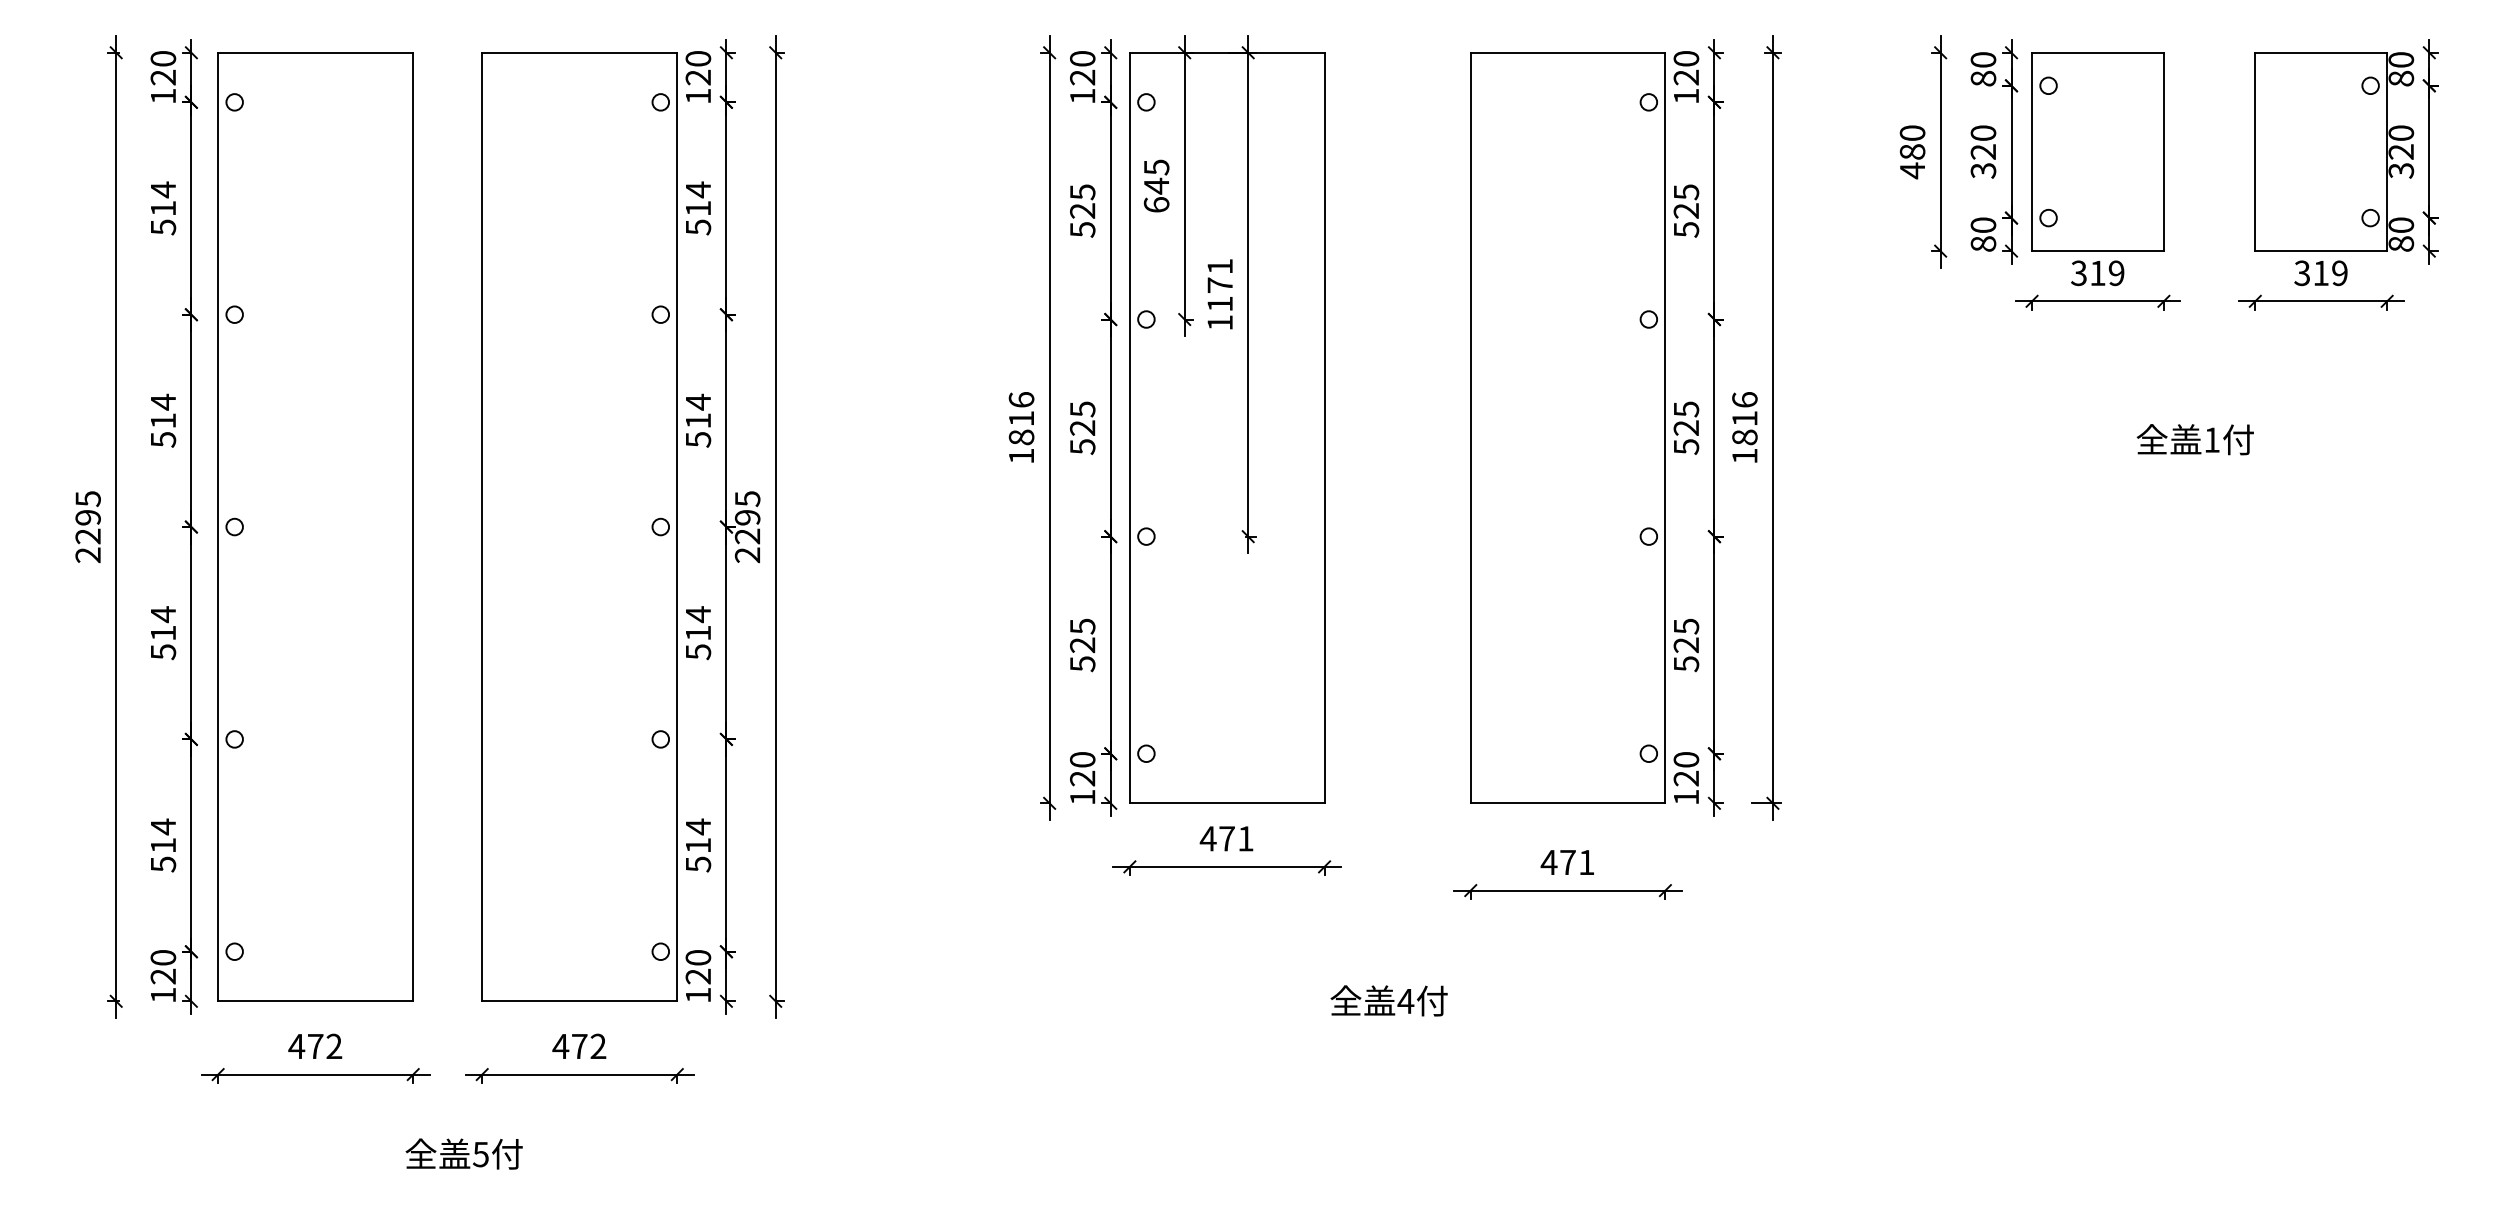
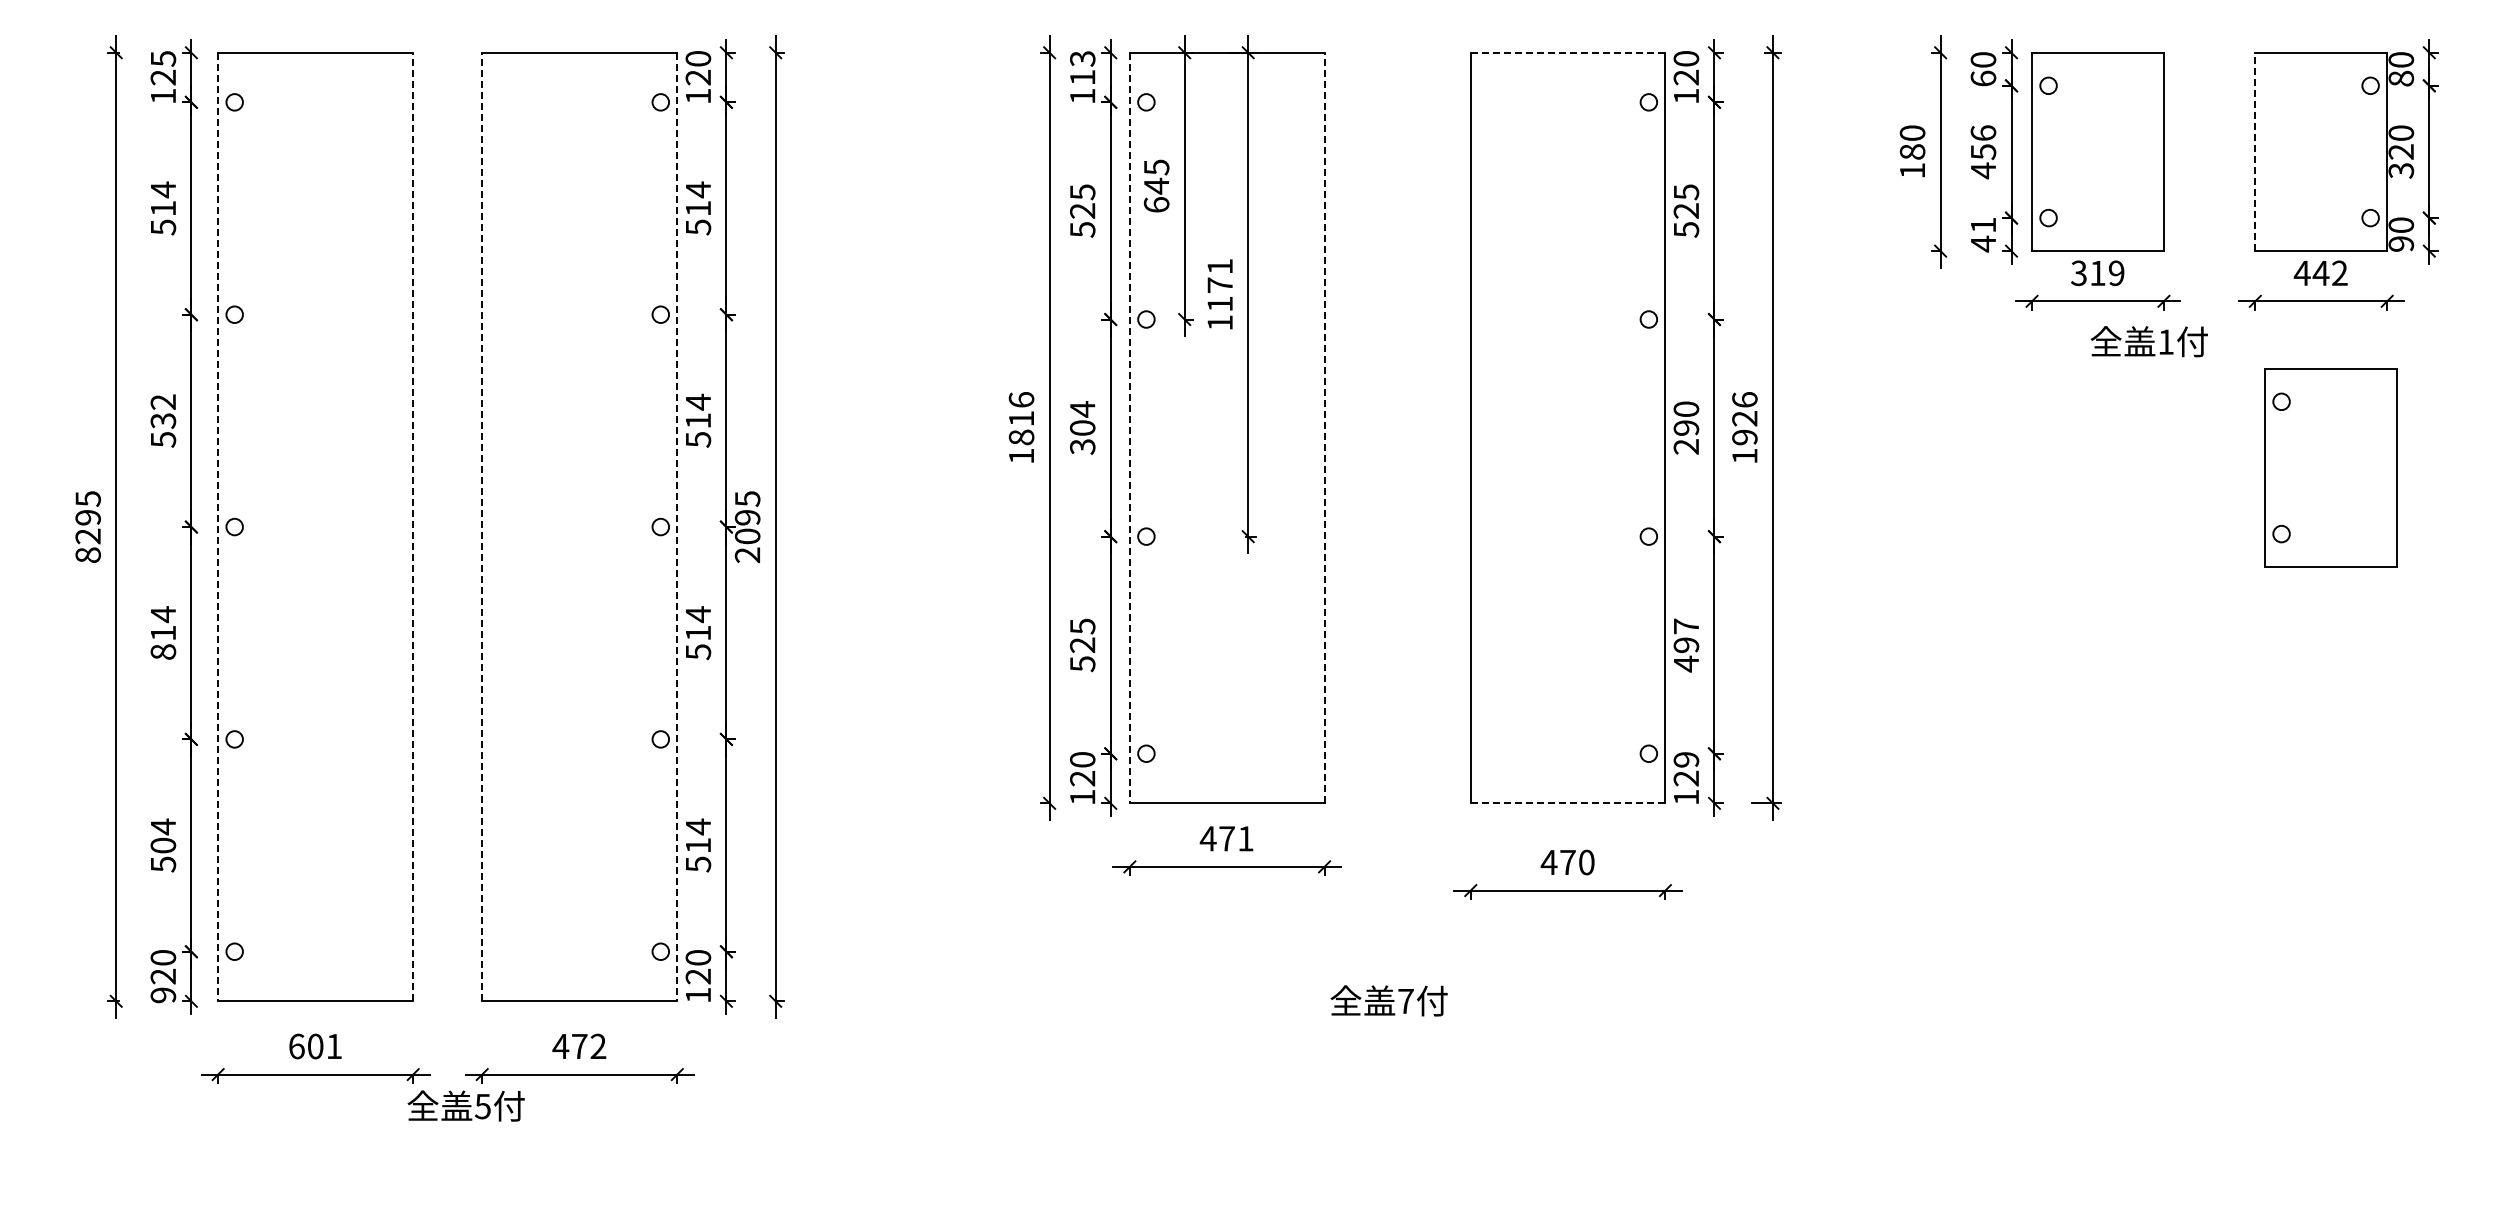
line: solid -> dashed (1568, 52)
text: 120 -> 125 (163, 58)
text: 120 -> 113 (1082, 68)
text: 80 -> 60 (1983, 78)
line: solid -> dashed (2255, 151)
text: 320 -> 456 (1983, 152)
text: 480 -> 180 (1912, 170)
text: 80 -> 41 (1983, 234)
text: 80 -> 90 (2401, 243)
text: 319 -> 442 (2320, 273)
text: 514 -> 532 (163, 411)
text: 525 -> 304 (1082, 427)
line: solid -> dashed (1324, 427)
text: 525 -> 290 (1686, 427)
line: solid -> dashed (1129, 428)
text: 1816 -> 1926 (1744, 428)
text position: (2194, 439) -> (2148, 341) (2148, 341)
part: none -> present (2330, 467)
line: solid -> dashed (413, 526)
line: solid -> dashed (482, 526)
line: solid -> dashed (218, 527)
line: solid -> dashed (677, 527)
text: 2295 -> 2095 (747, 536)
text: 2295 -> 8295 (87, 555)
text: 525 -> 497 (1686, 645)
text: 514 -> 814 (163, 652)
text: 120 -> 129 (1686, 759)
line: solid -> dashed (1567, 803)
text: 514 -> 504 (163, 845)
text: 471 -> 470 (1586, 862)
text: 120 -> 920 (163, 995)
text: 4 -> 7 (1405, 1001)
text: 472 -> 601 (315, 1046)
text position: (463, 1153) -> (465, 1105) (465, 1105)
